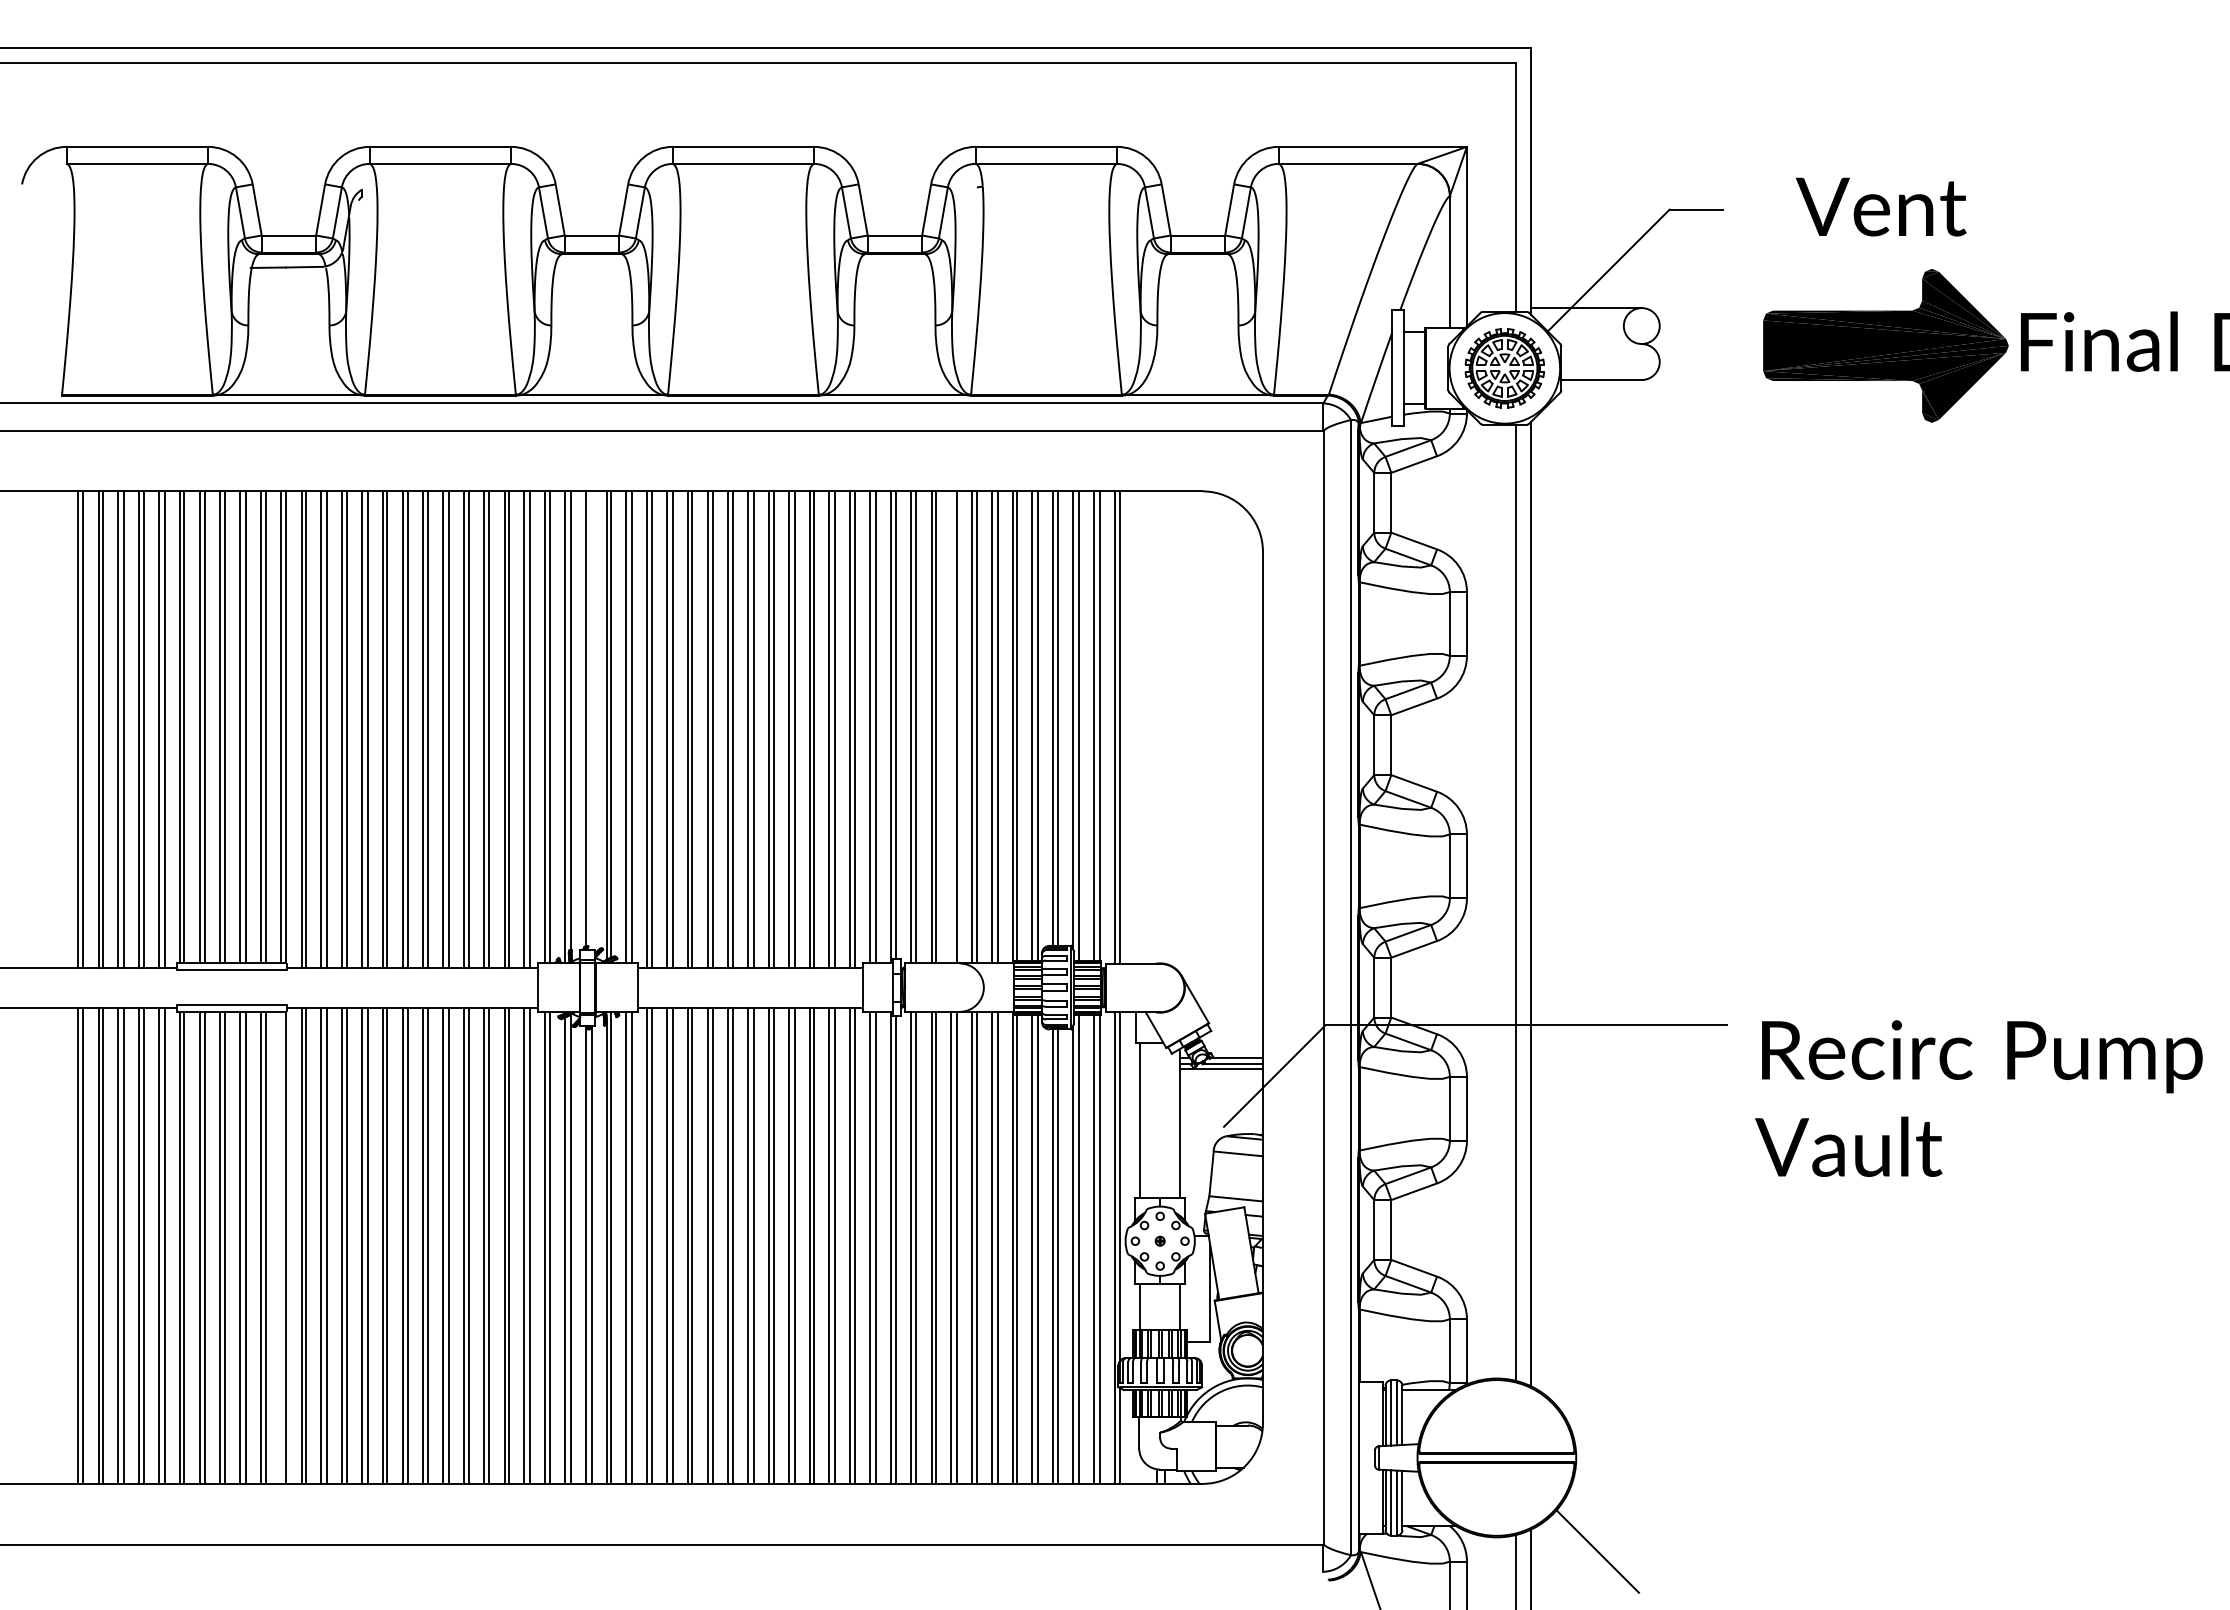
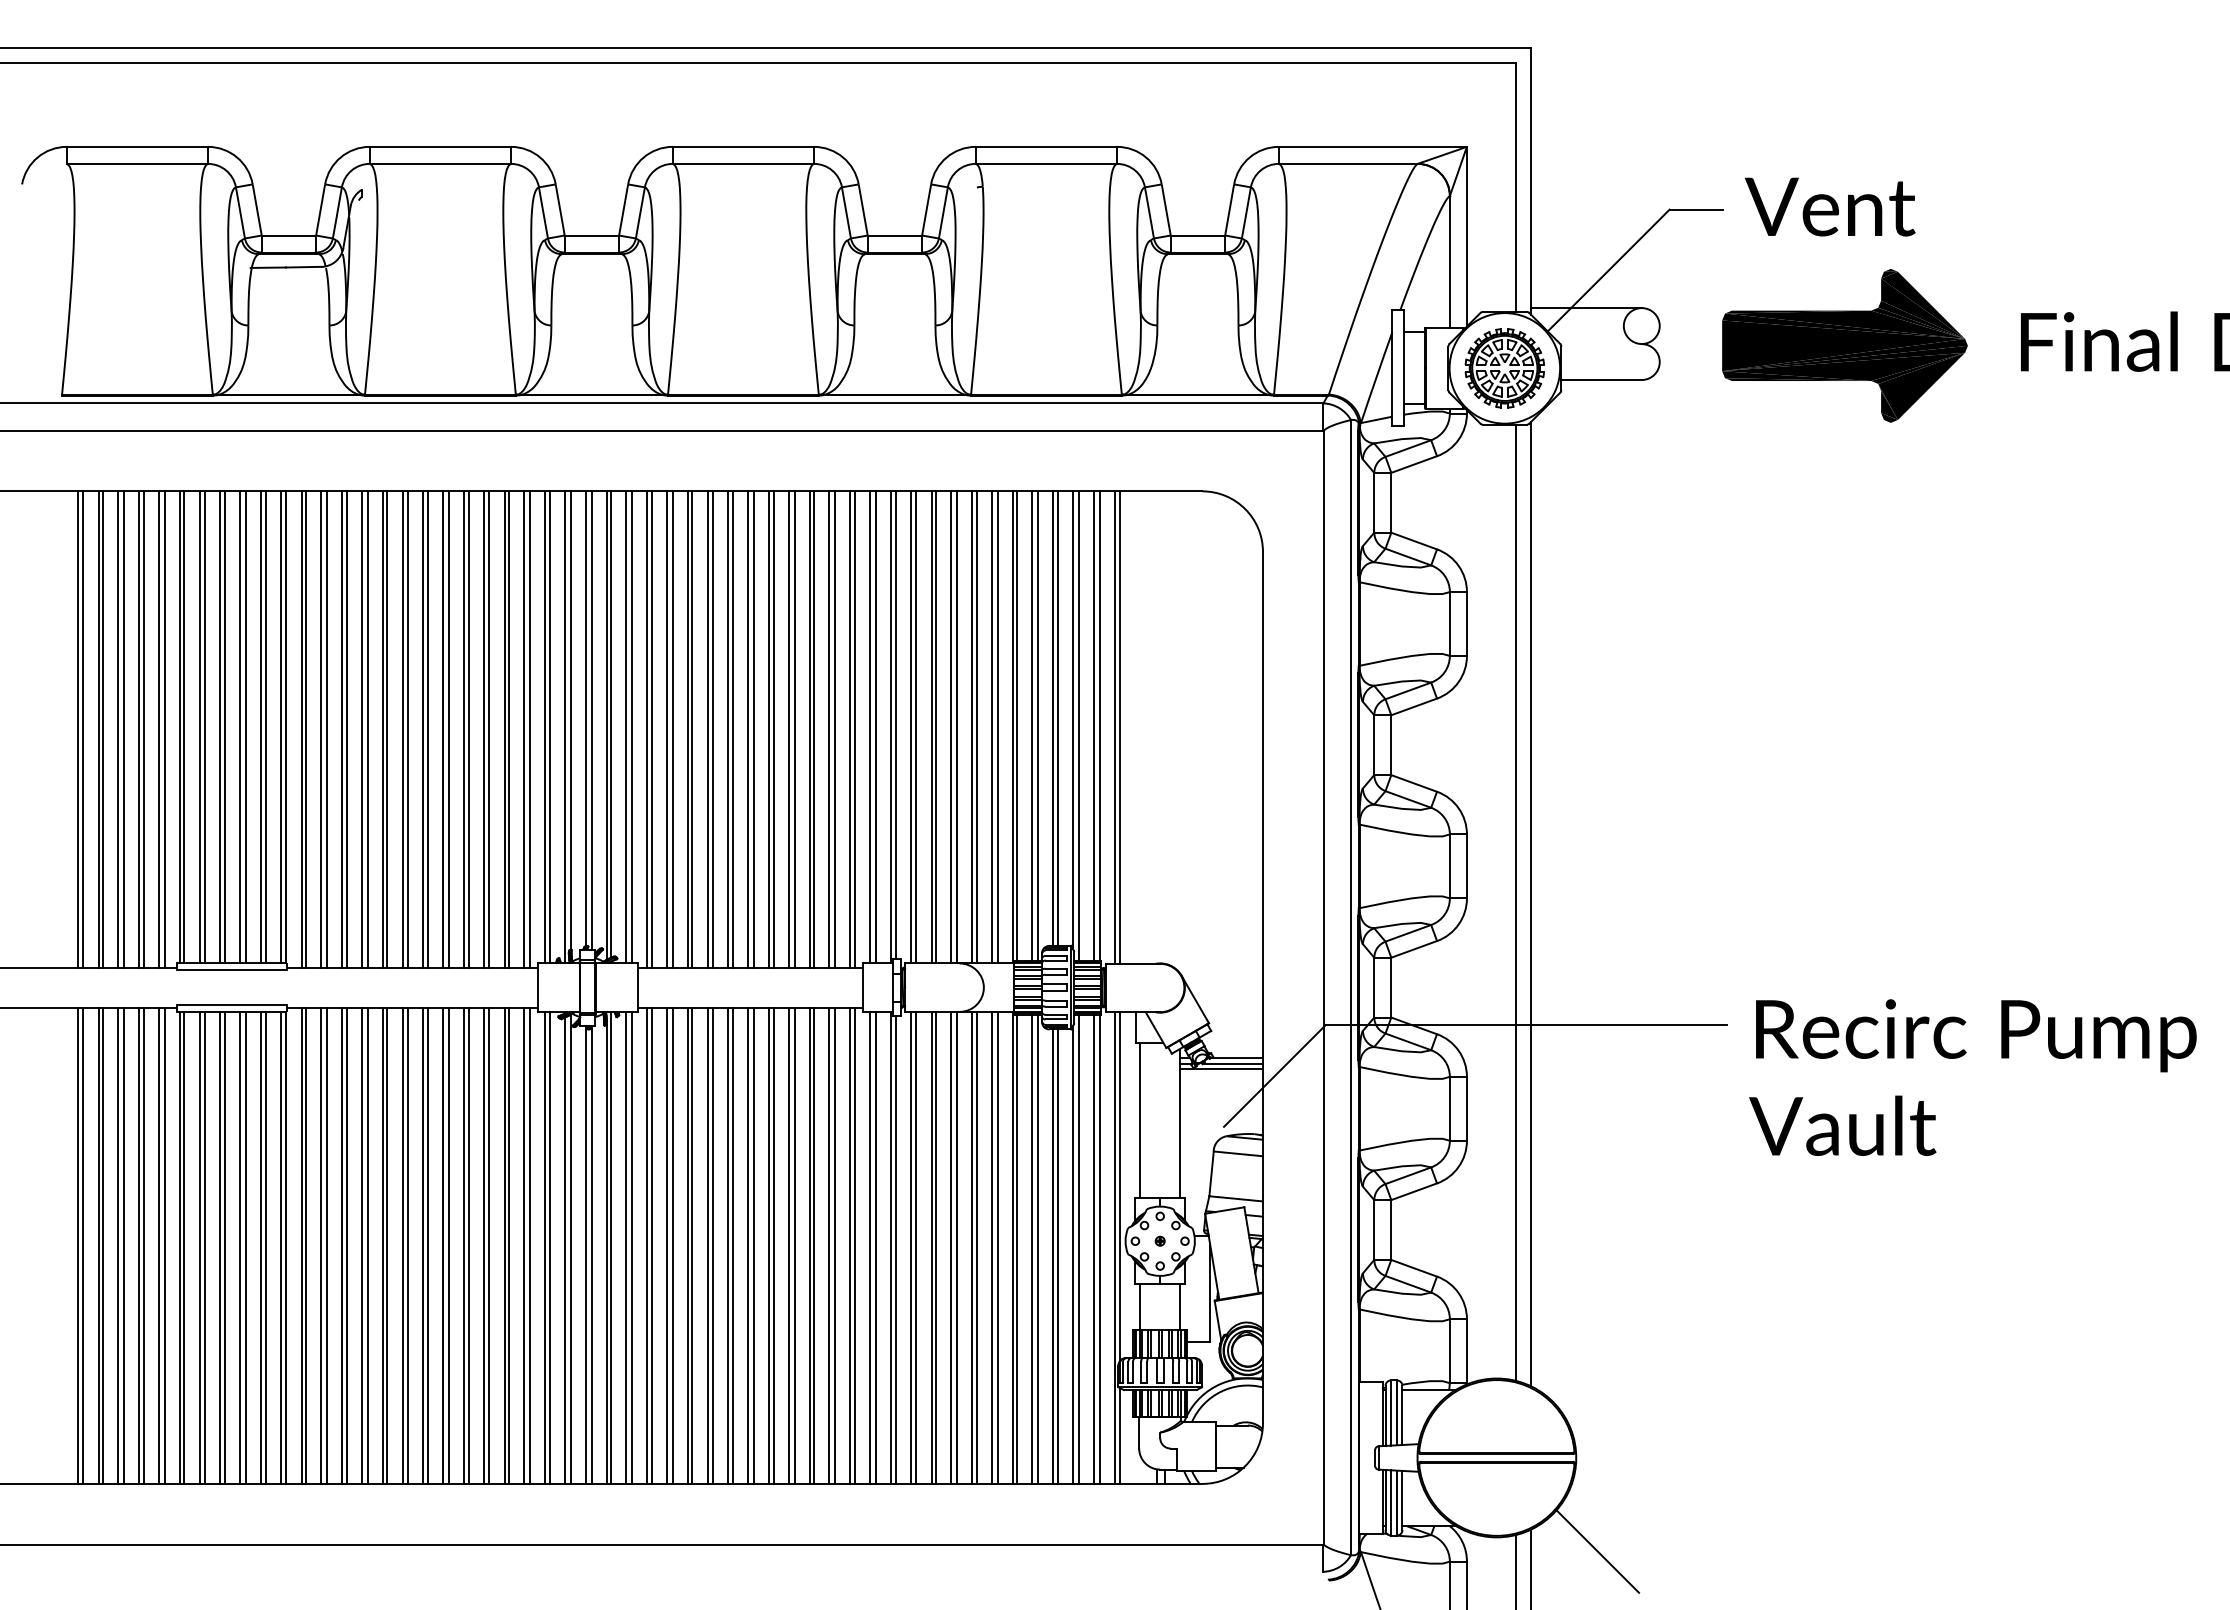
text position: (1881, 206) -> (1830, 206) (1830, 206)
part position: (1885, 345) -> (1844, 345) (1844, 345)
line: none -> present (591, 720)
line: none -> present (951, 727)
text position: (1978, 1098) -> (1972, 1077) (1972, 1077)
line: none -> present (280, 1247)
